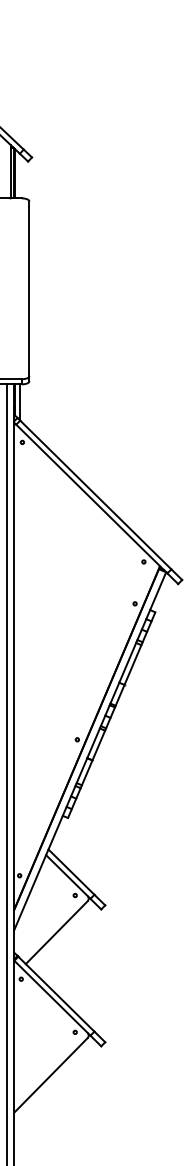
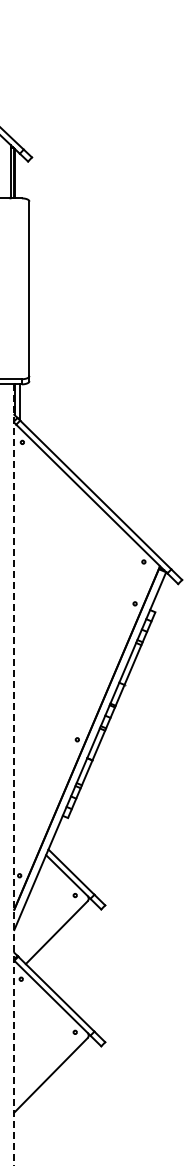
line: present -> none (6, 773)
line: solid -> dashed (14, 775)
